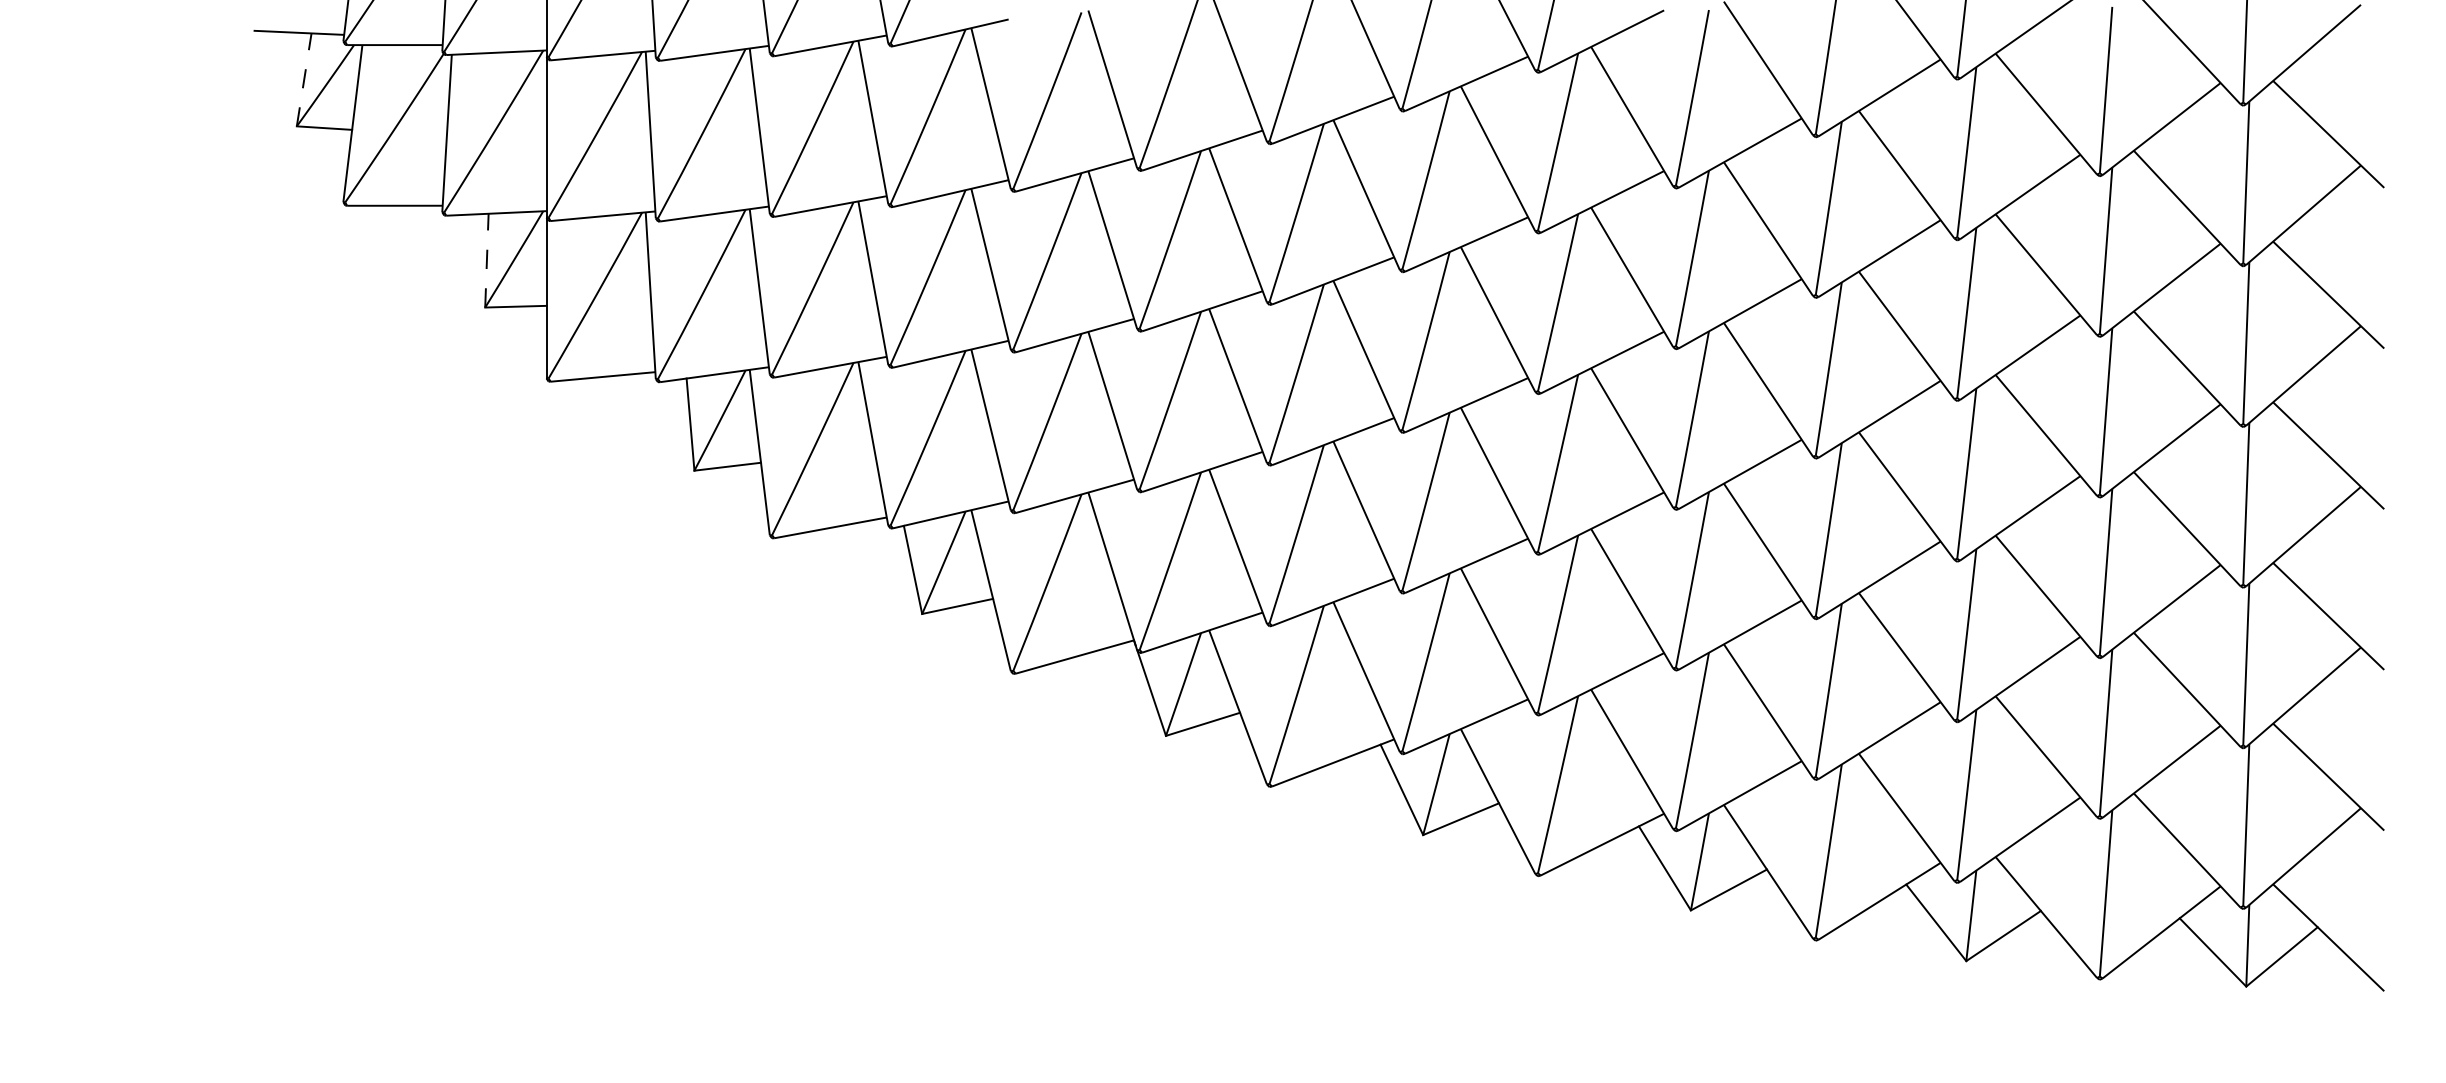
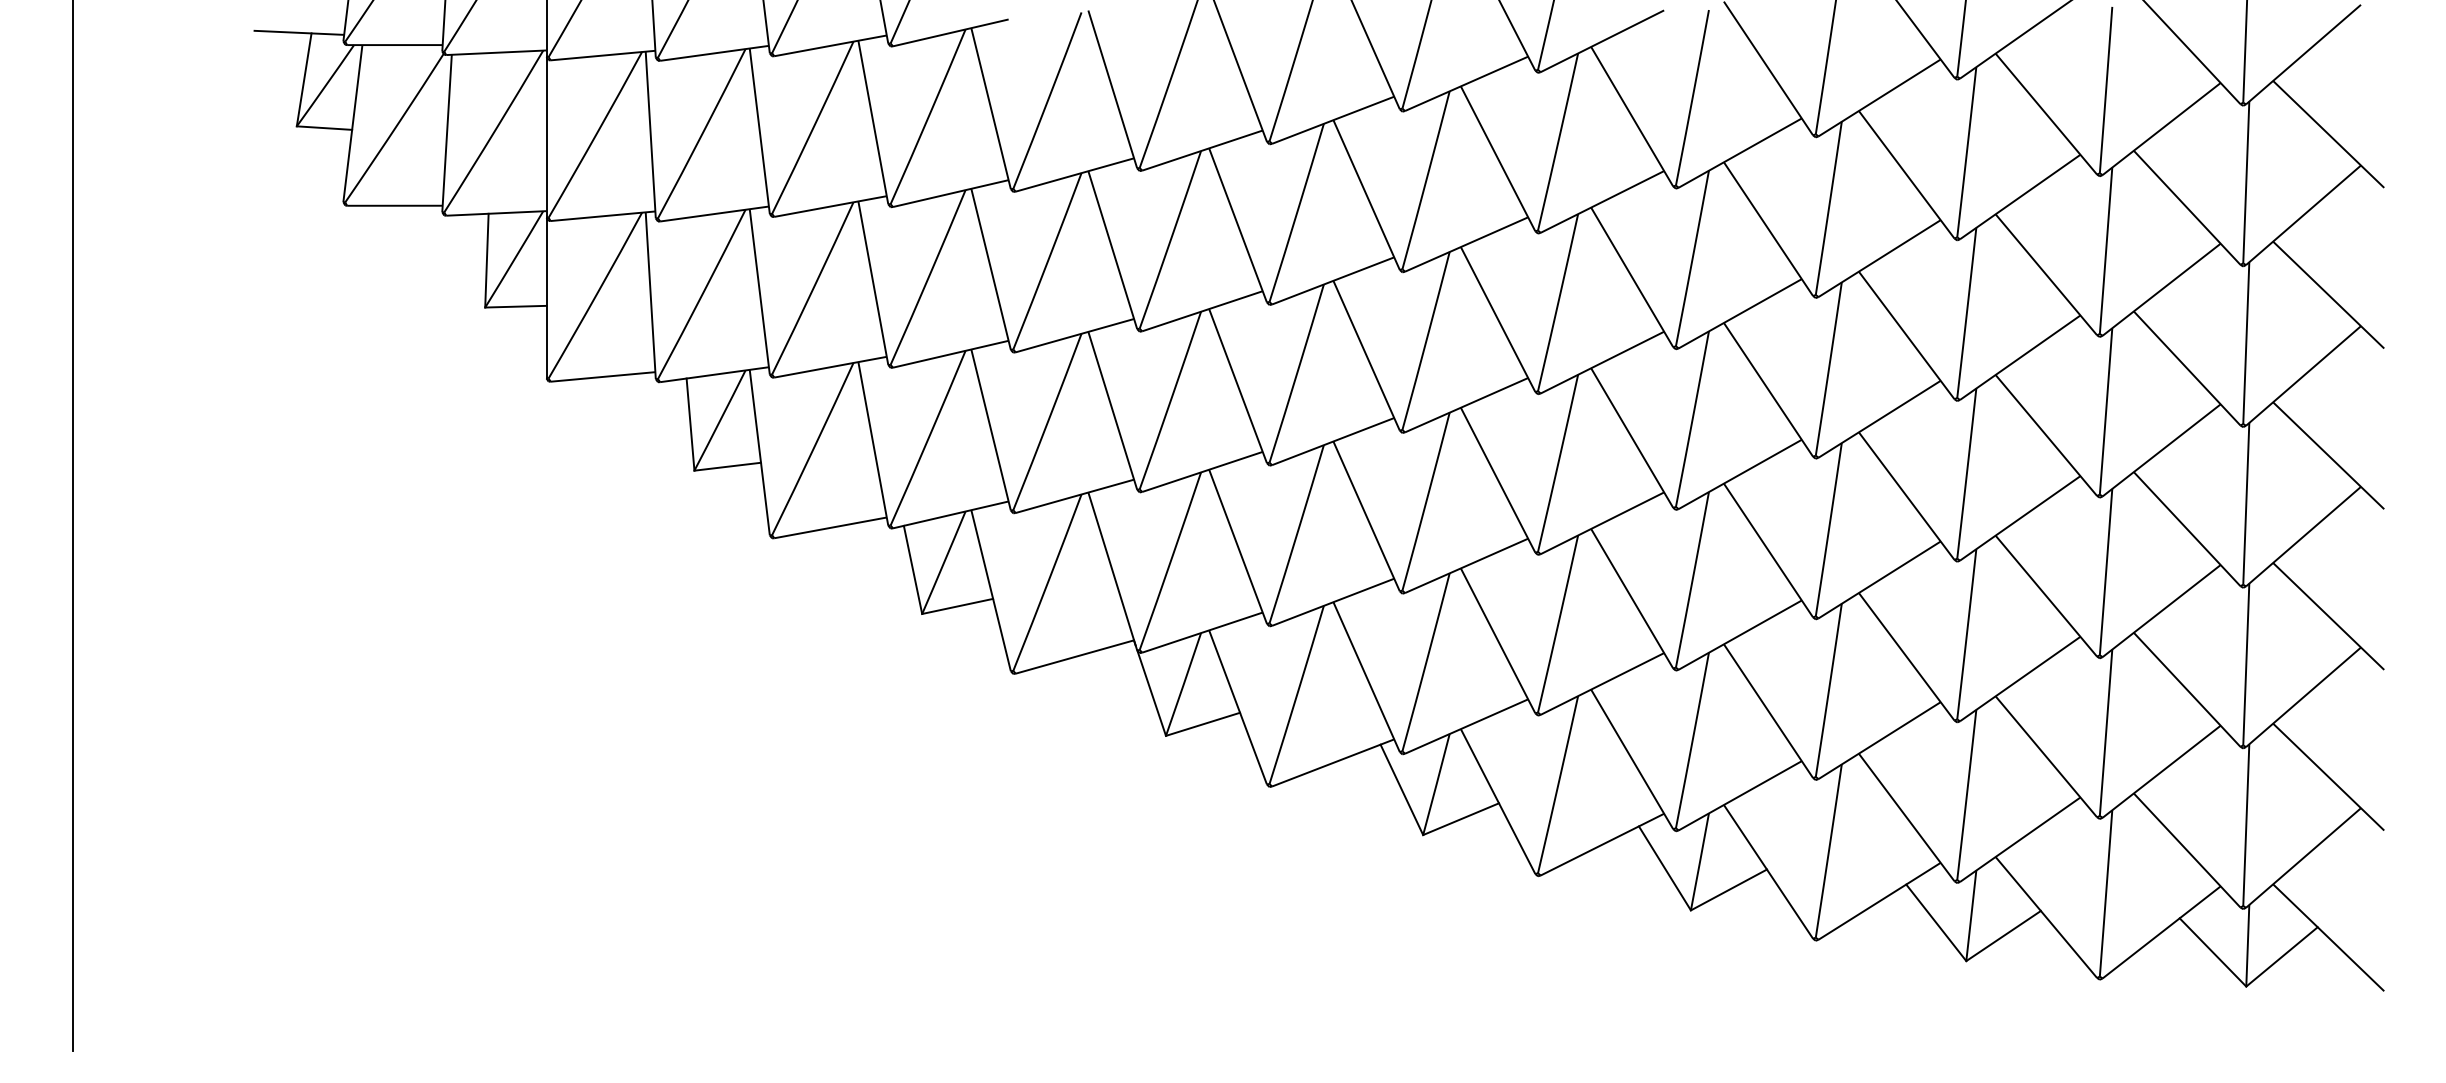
line: dashed -> solid (304, 79)
line: dashed -> solid (486, 260)
line: none -> present (73, 526)
